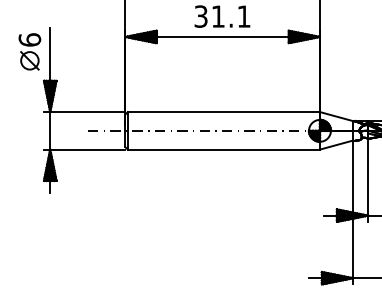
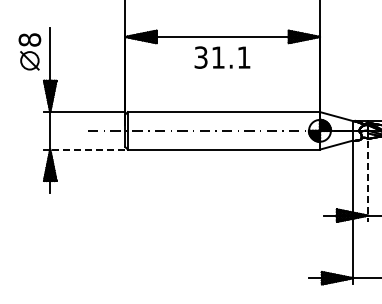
text position: (222, 16) -> (222, 57) (222, 57)
text: 6 -> 8 (29, 39)
line: solid -> dashed (87, 149)
line: solid -> dashed (368, 181)
